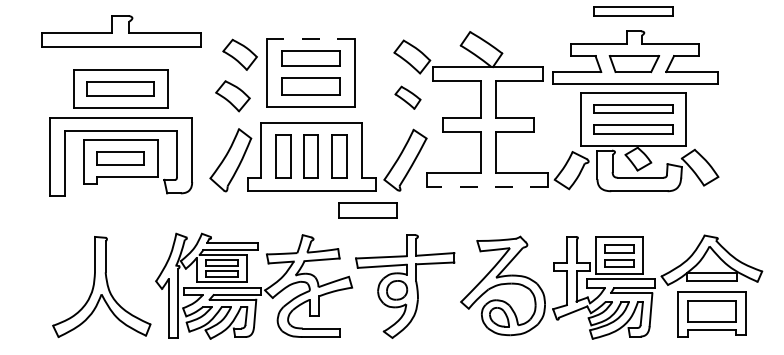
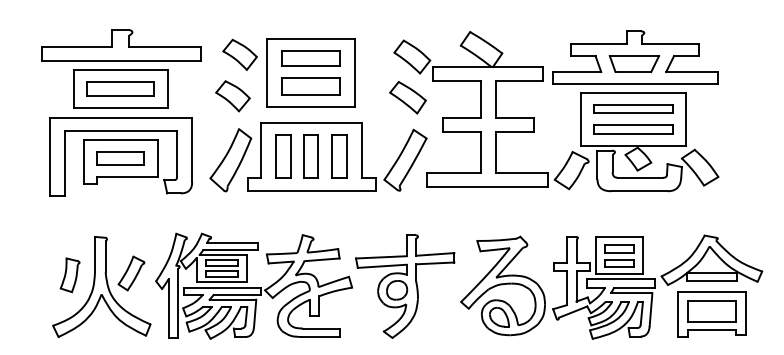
part: present -> none (633, 11)
part position: (121, 31) -> (121, 45) (121, 45)
line: dashed -> solid (311, 39)
part size: 28x25 px -> 38x34 px (407, 97)
line: dashed -> solid (487, 186)
part: present -> none (367, 210)
part: none -> present (131, 273)
part: none -> present (69, 275)
